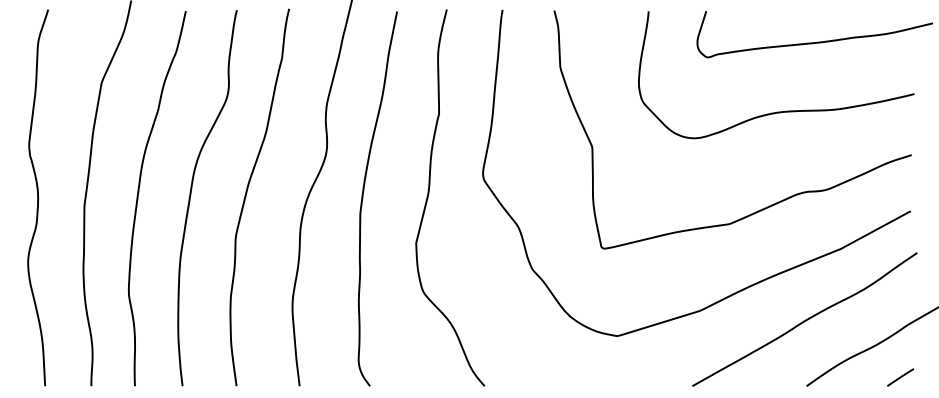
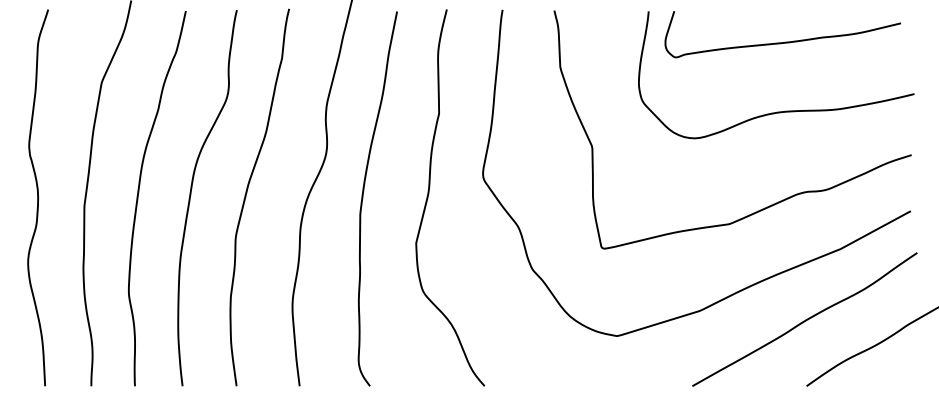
curve position: (816, 41) -> (784, 41) (784, 41)
line: present -> none (900, 377)
